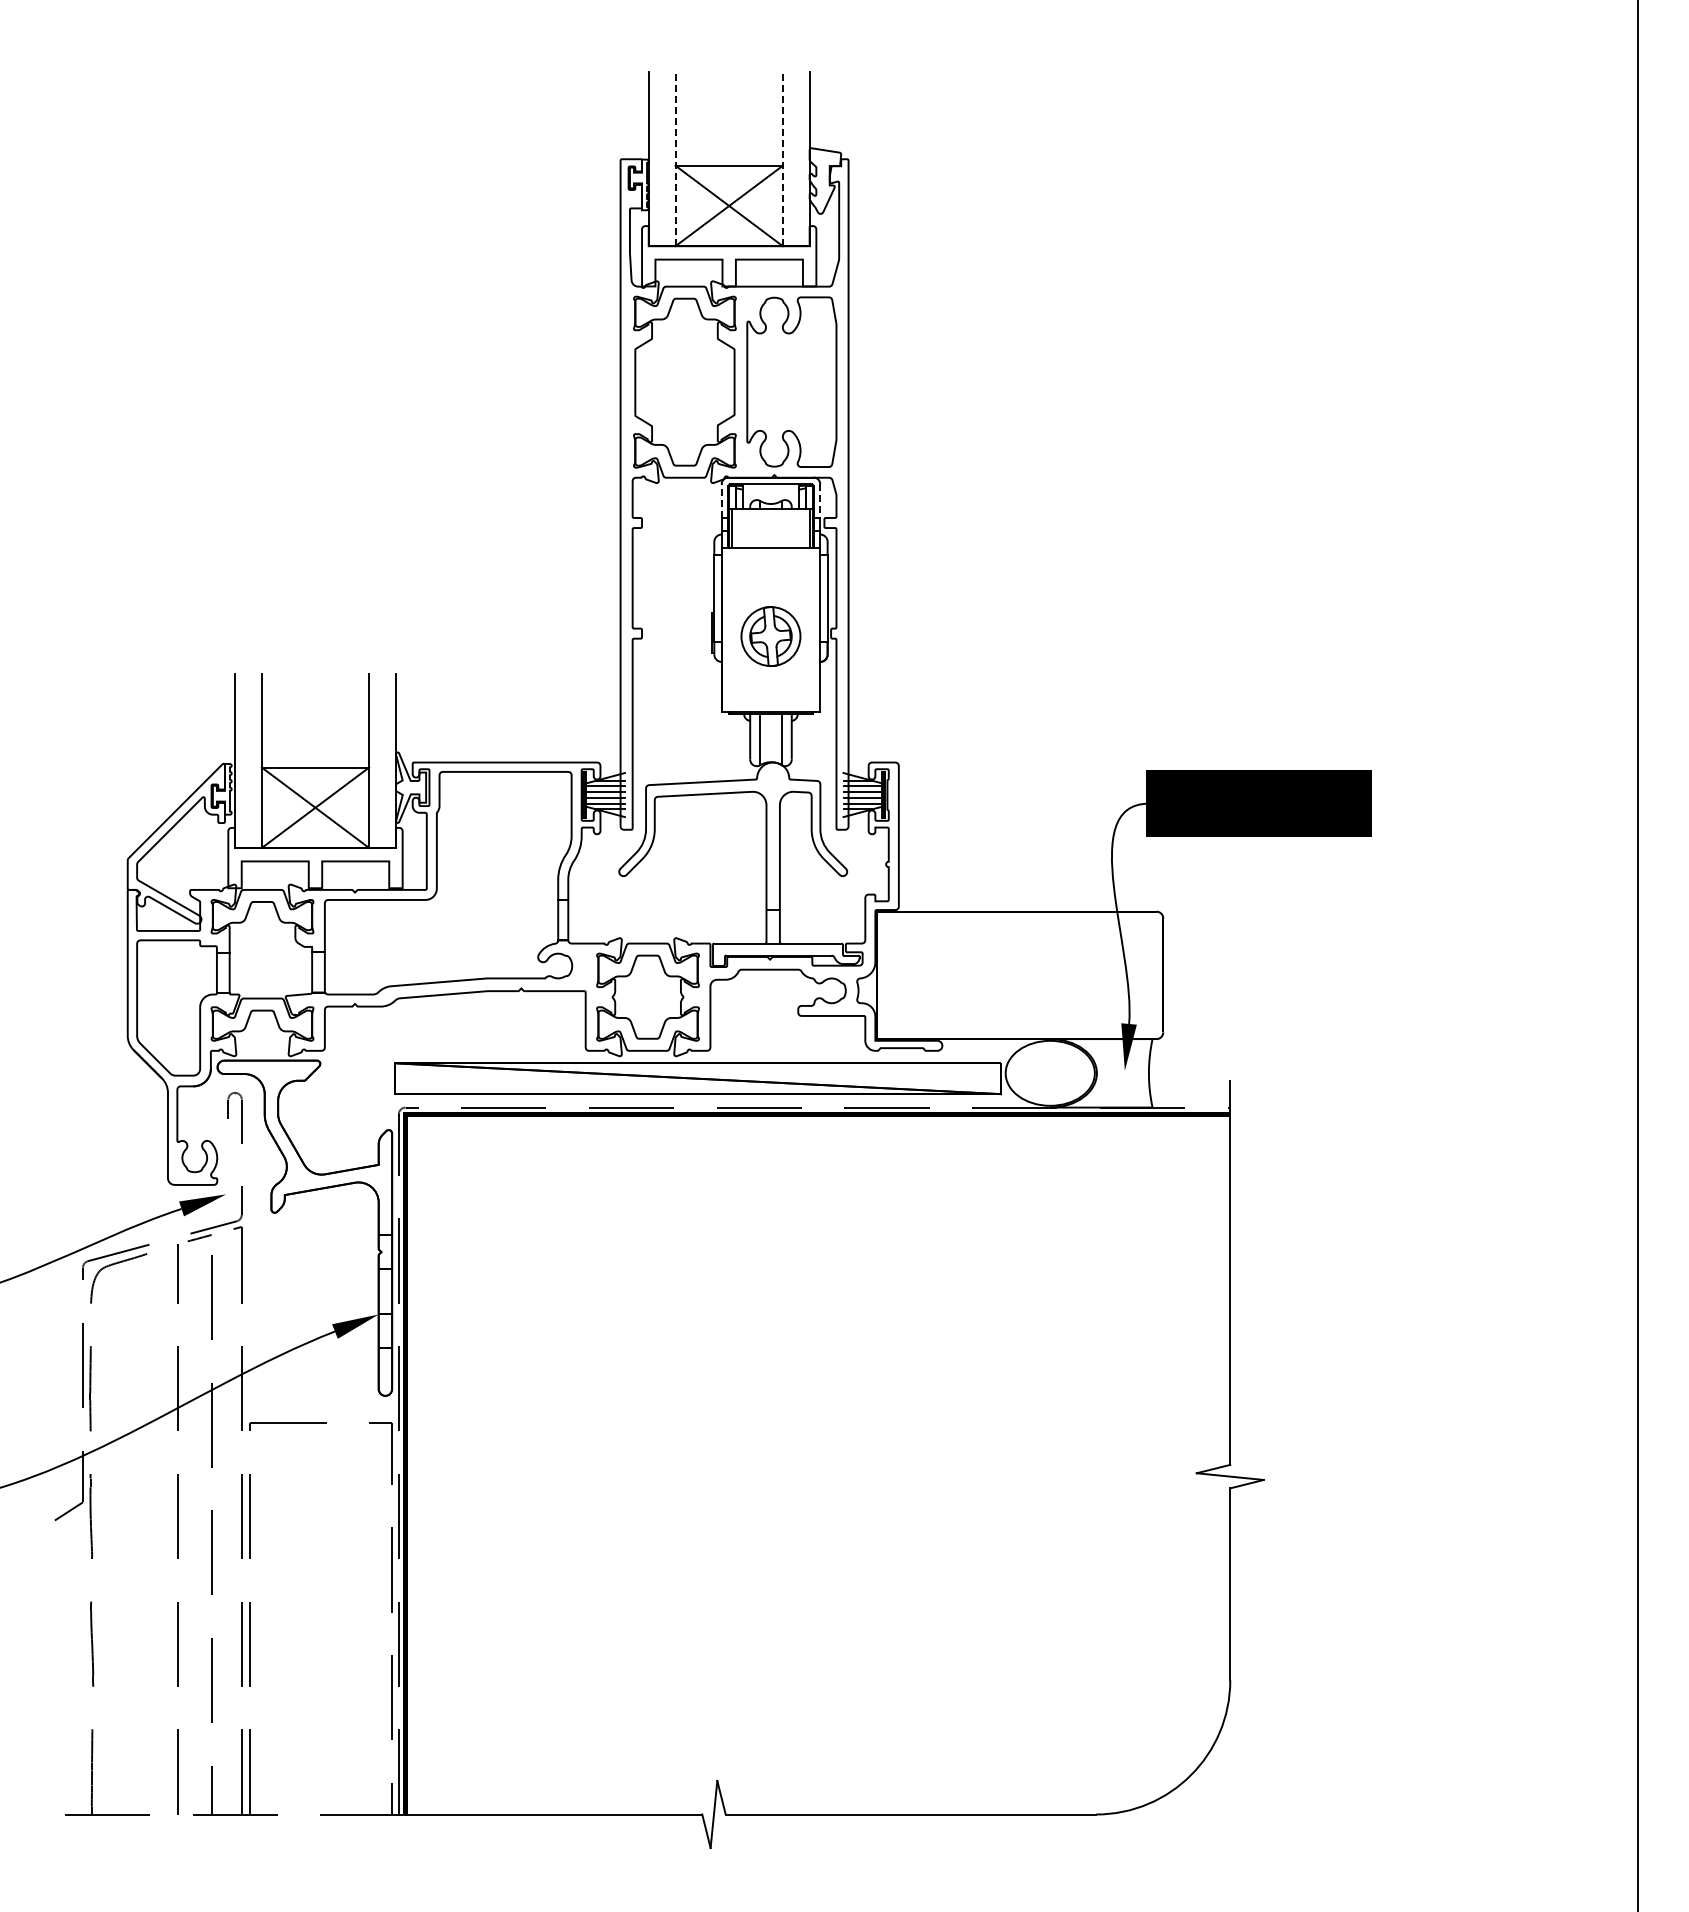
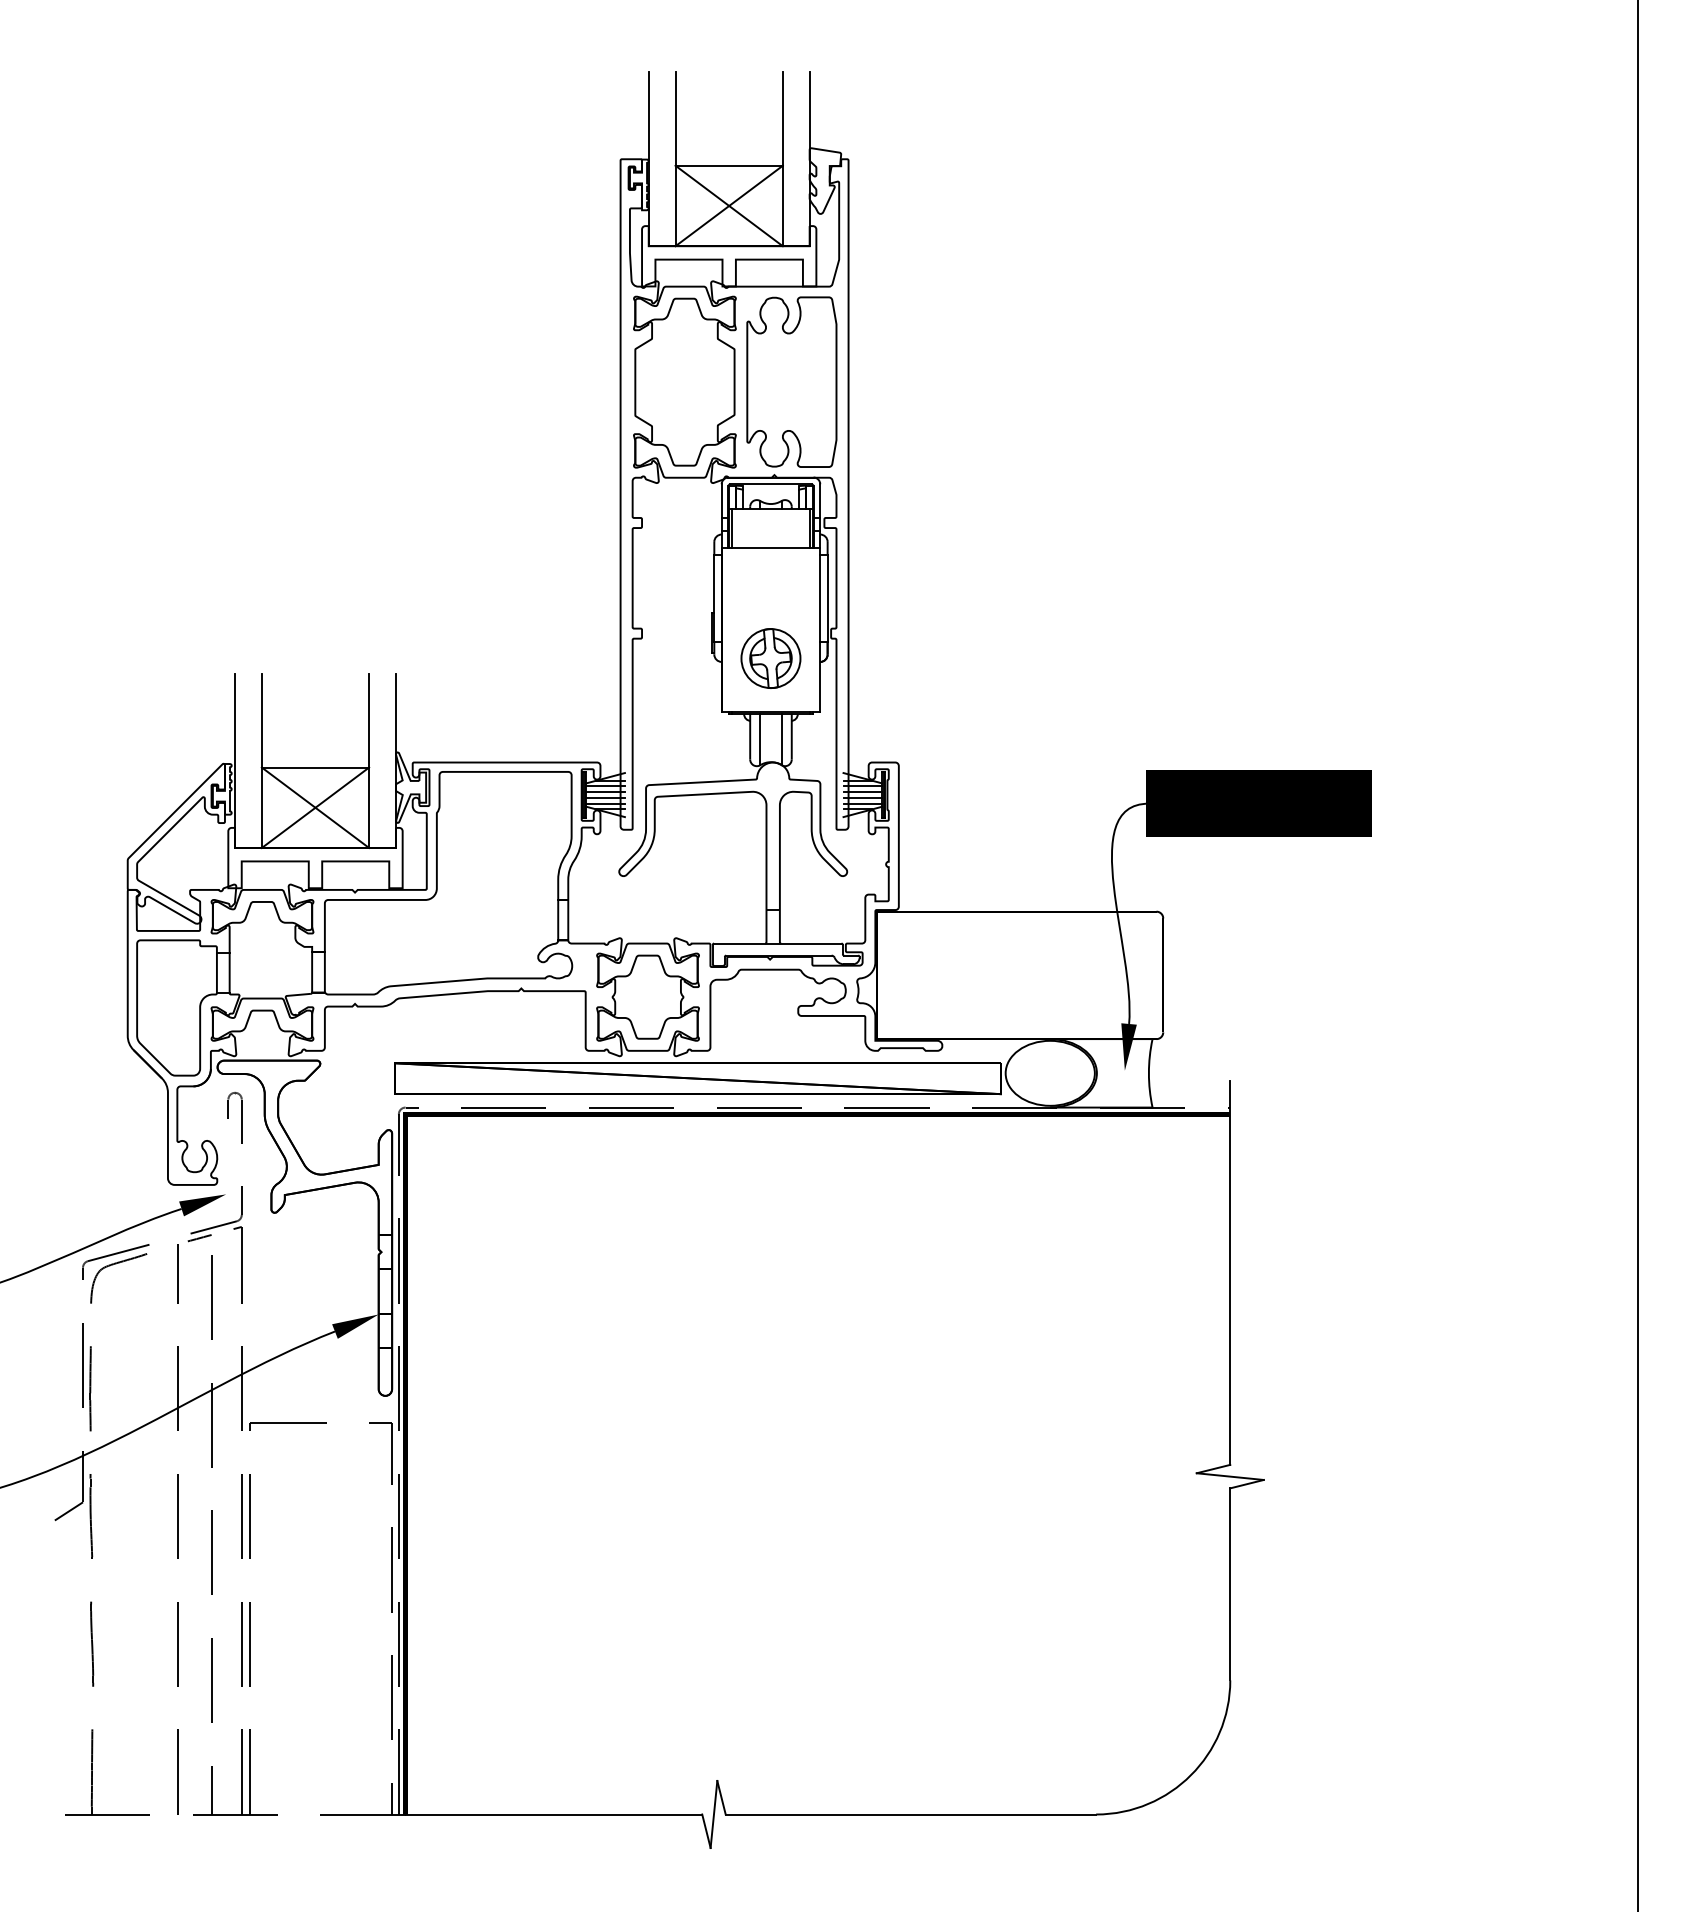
line: dashed -> solid (675, 158)
line: dashed -> solid (782, 158)
line: dashed -> solid (721, 501)
line: dashed -> solid (820, 501)
part position: (770, 636) -> (770, 658) (770, 658)
